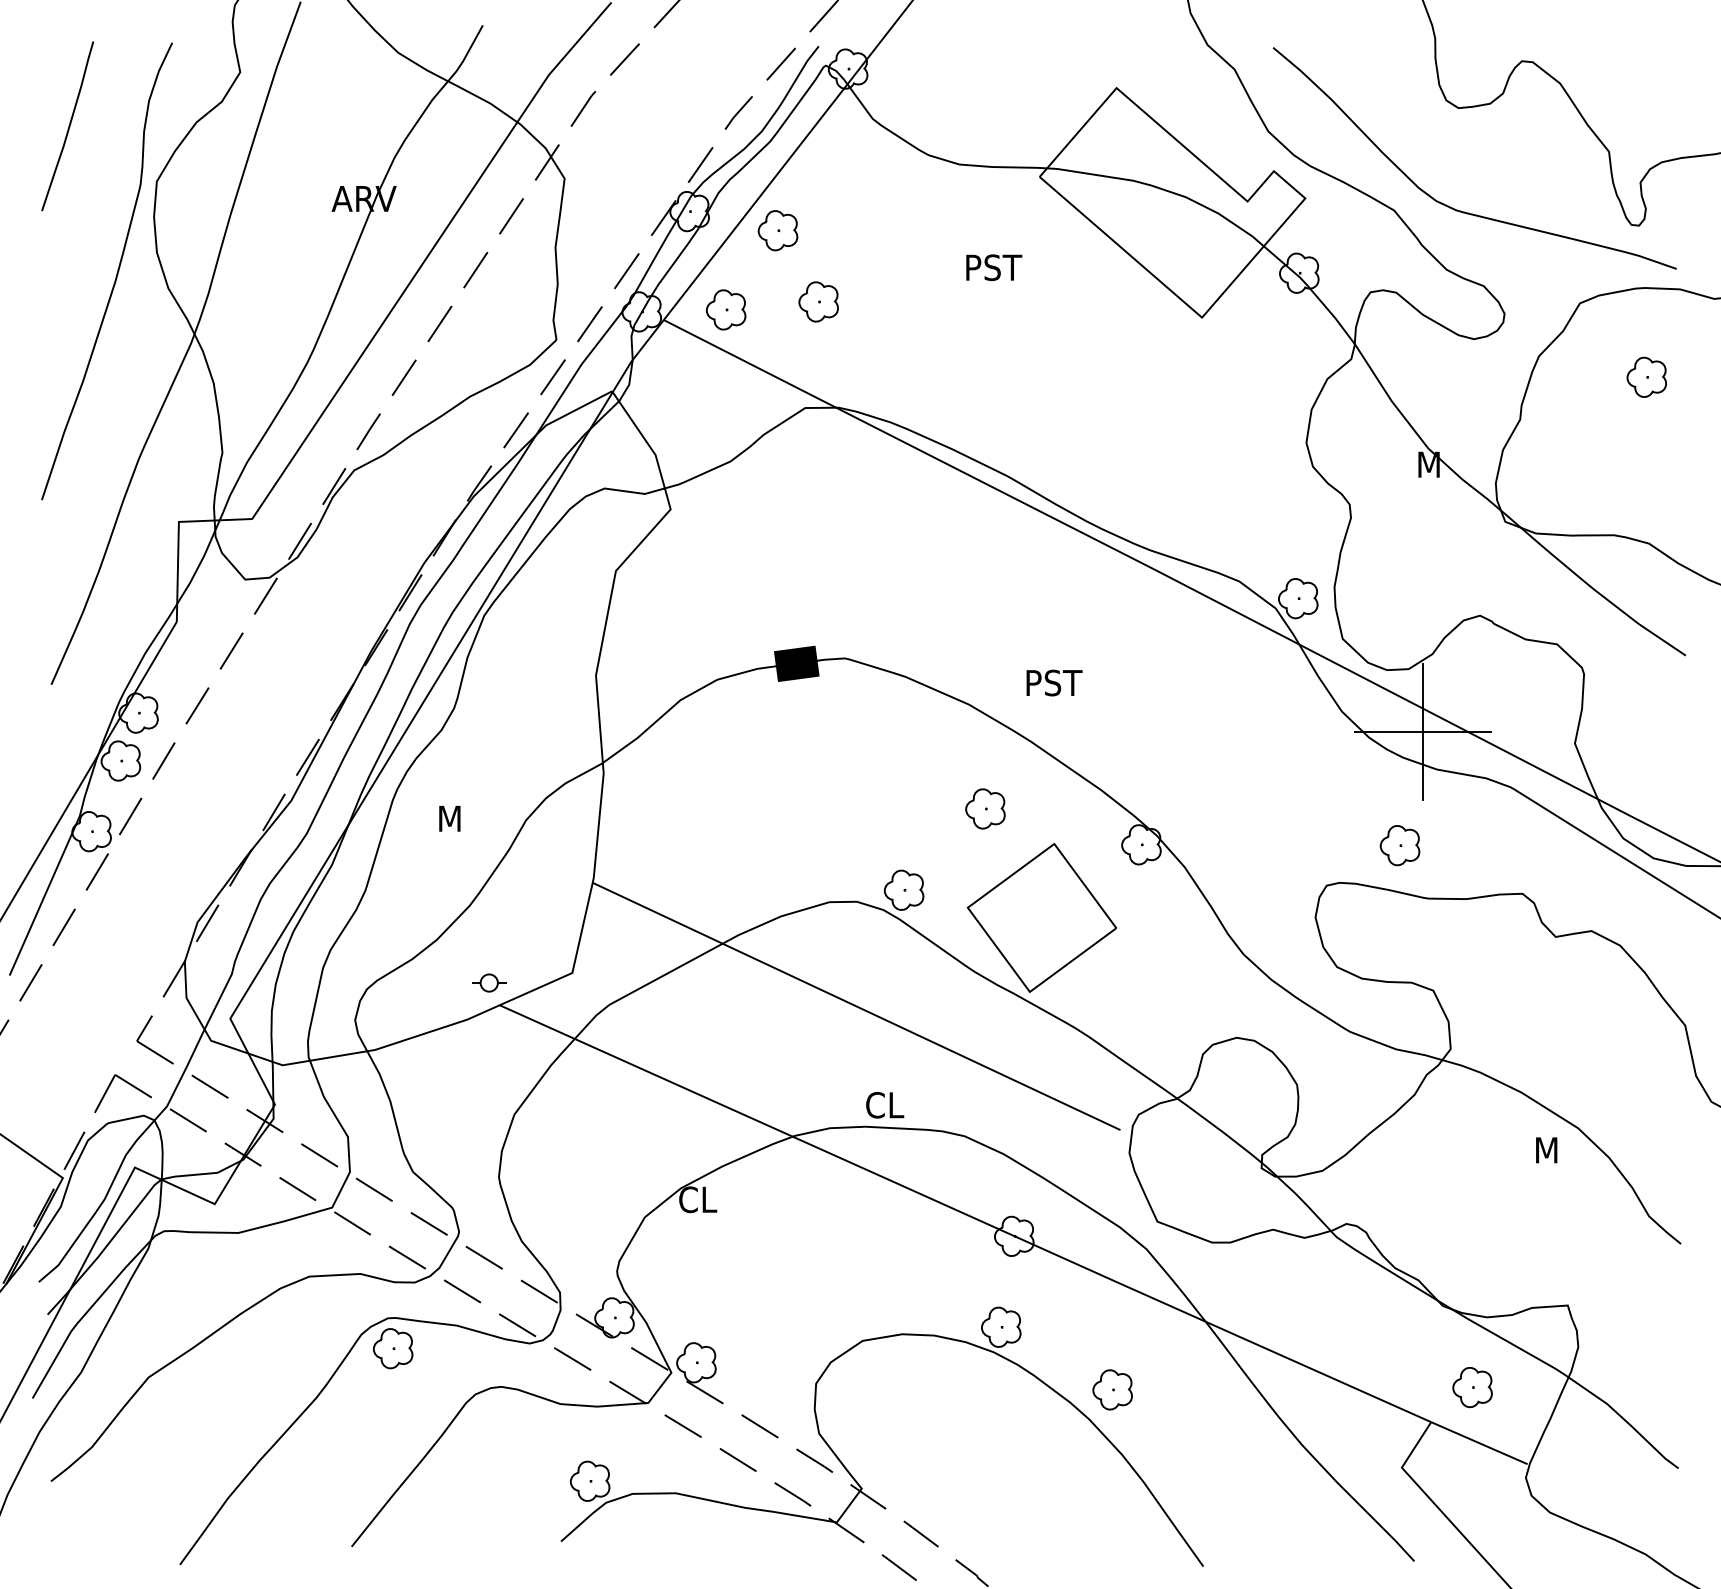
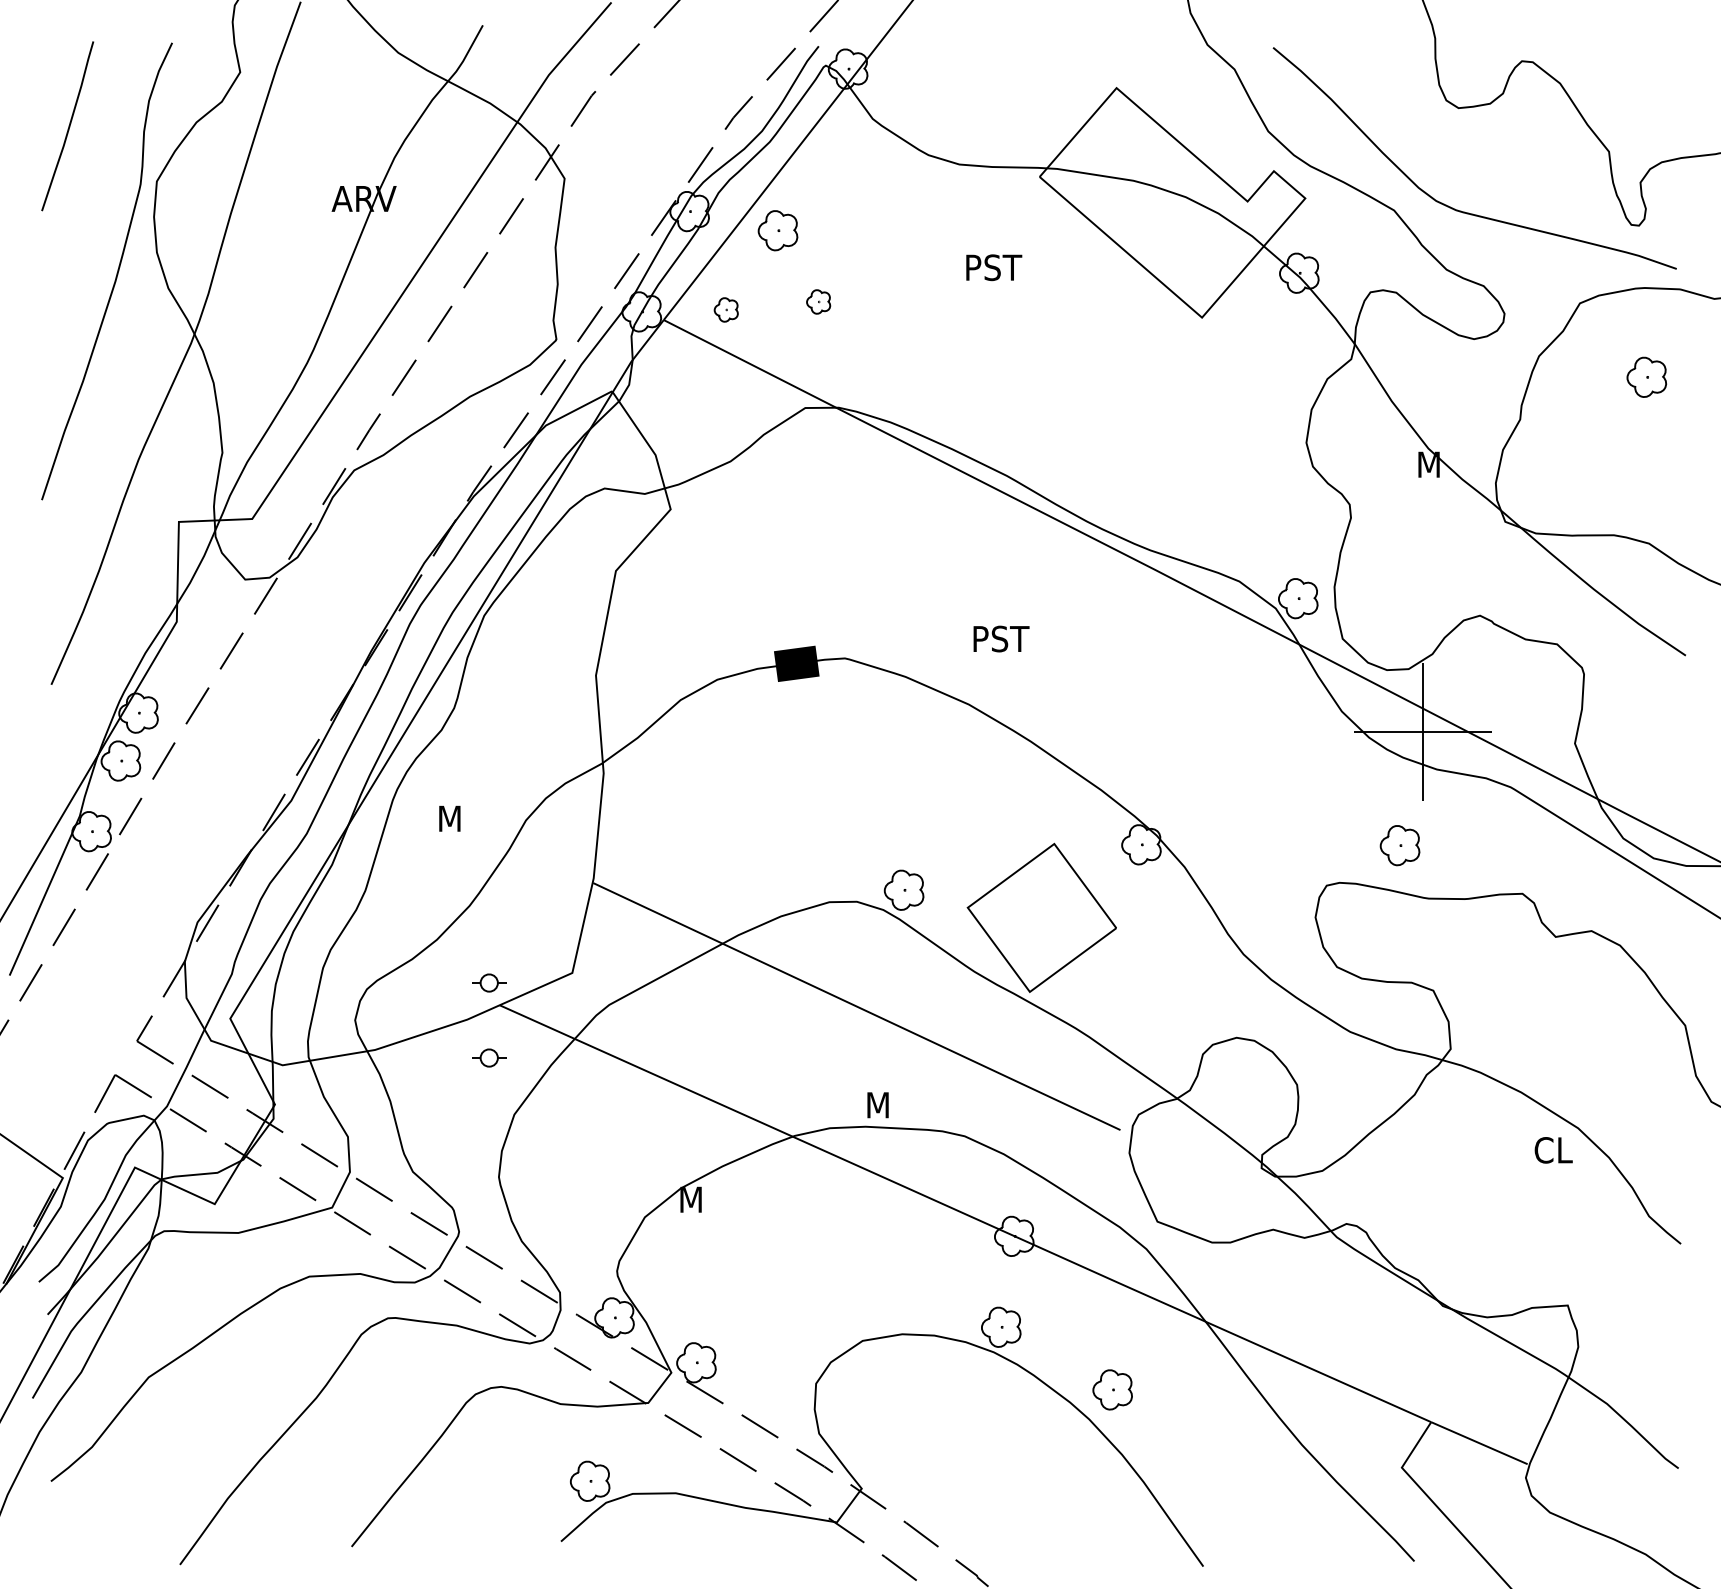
part size: 41x42 px -> 26x26 px (818, 301)
part size: 41x42 px -> 26x26 px (725, 309)
text position: (1054, 682) -> (1001, 638) (1001, 638)
part: present -> none (985, 808)
part: none -> present (489, 1057)
text: CL -> M (885, 1104)
text: M -> CL (1553, 1150)
text: CL -> M (698, 1199)
part: present -> none (393, 1348)
part: present -> none (1472, 1387)
